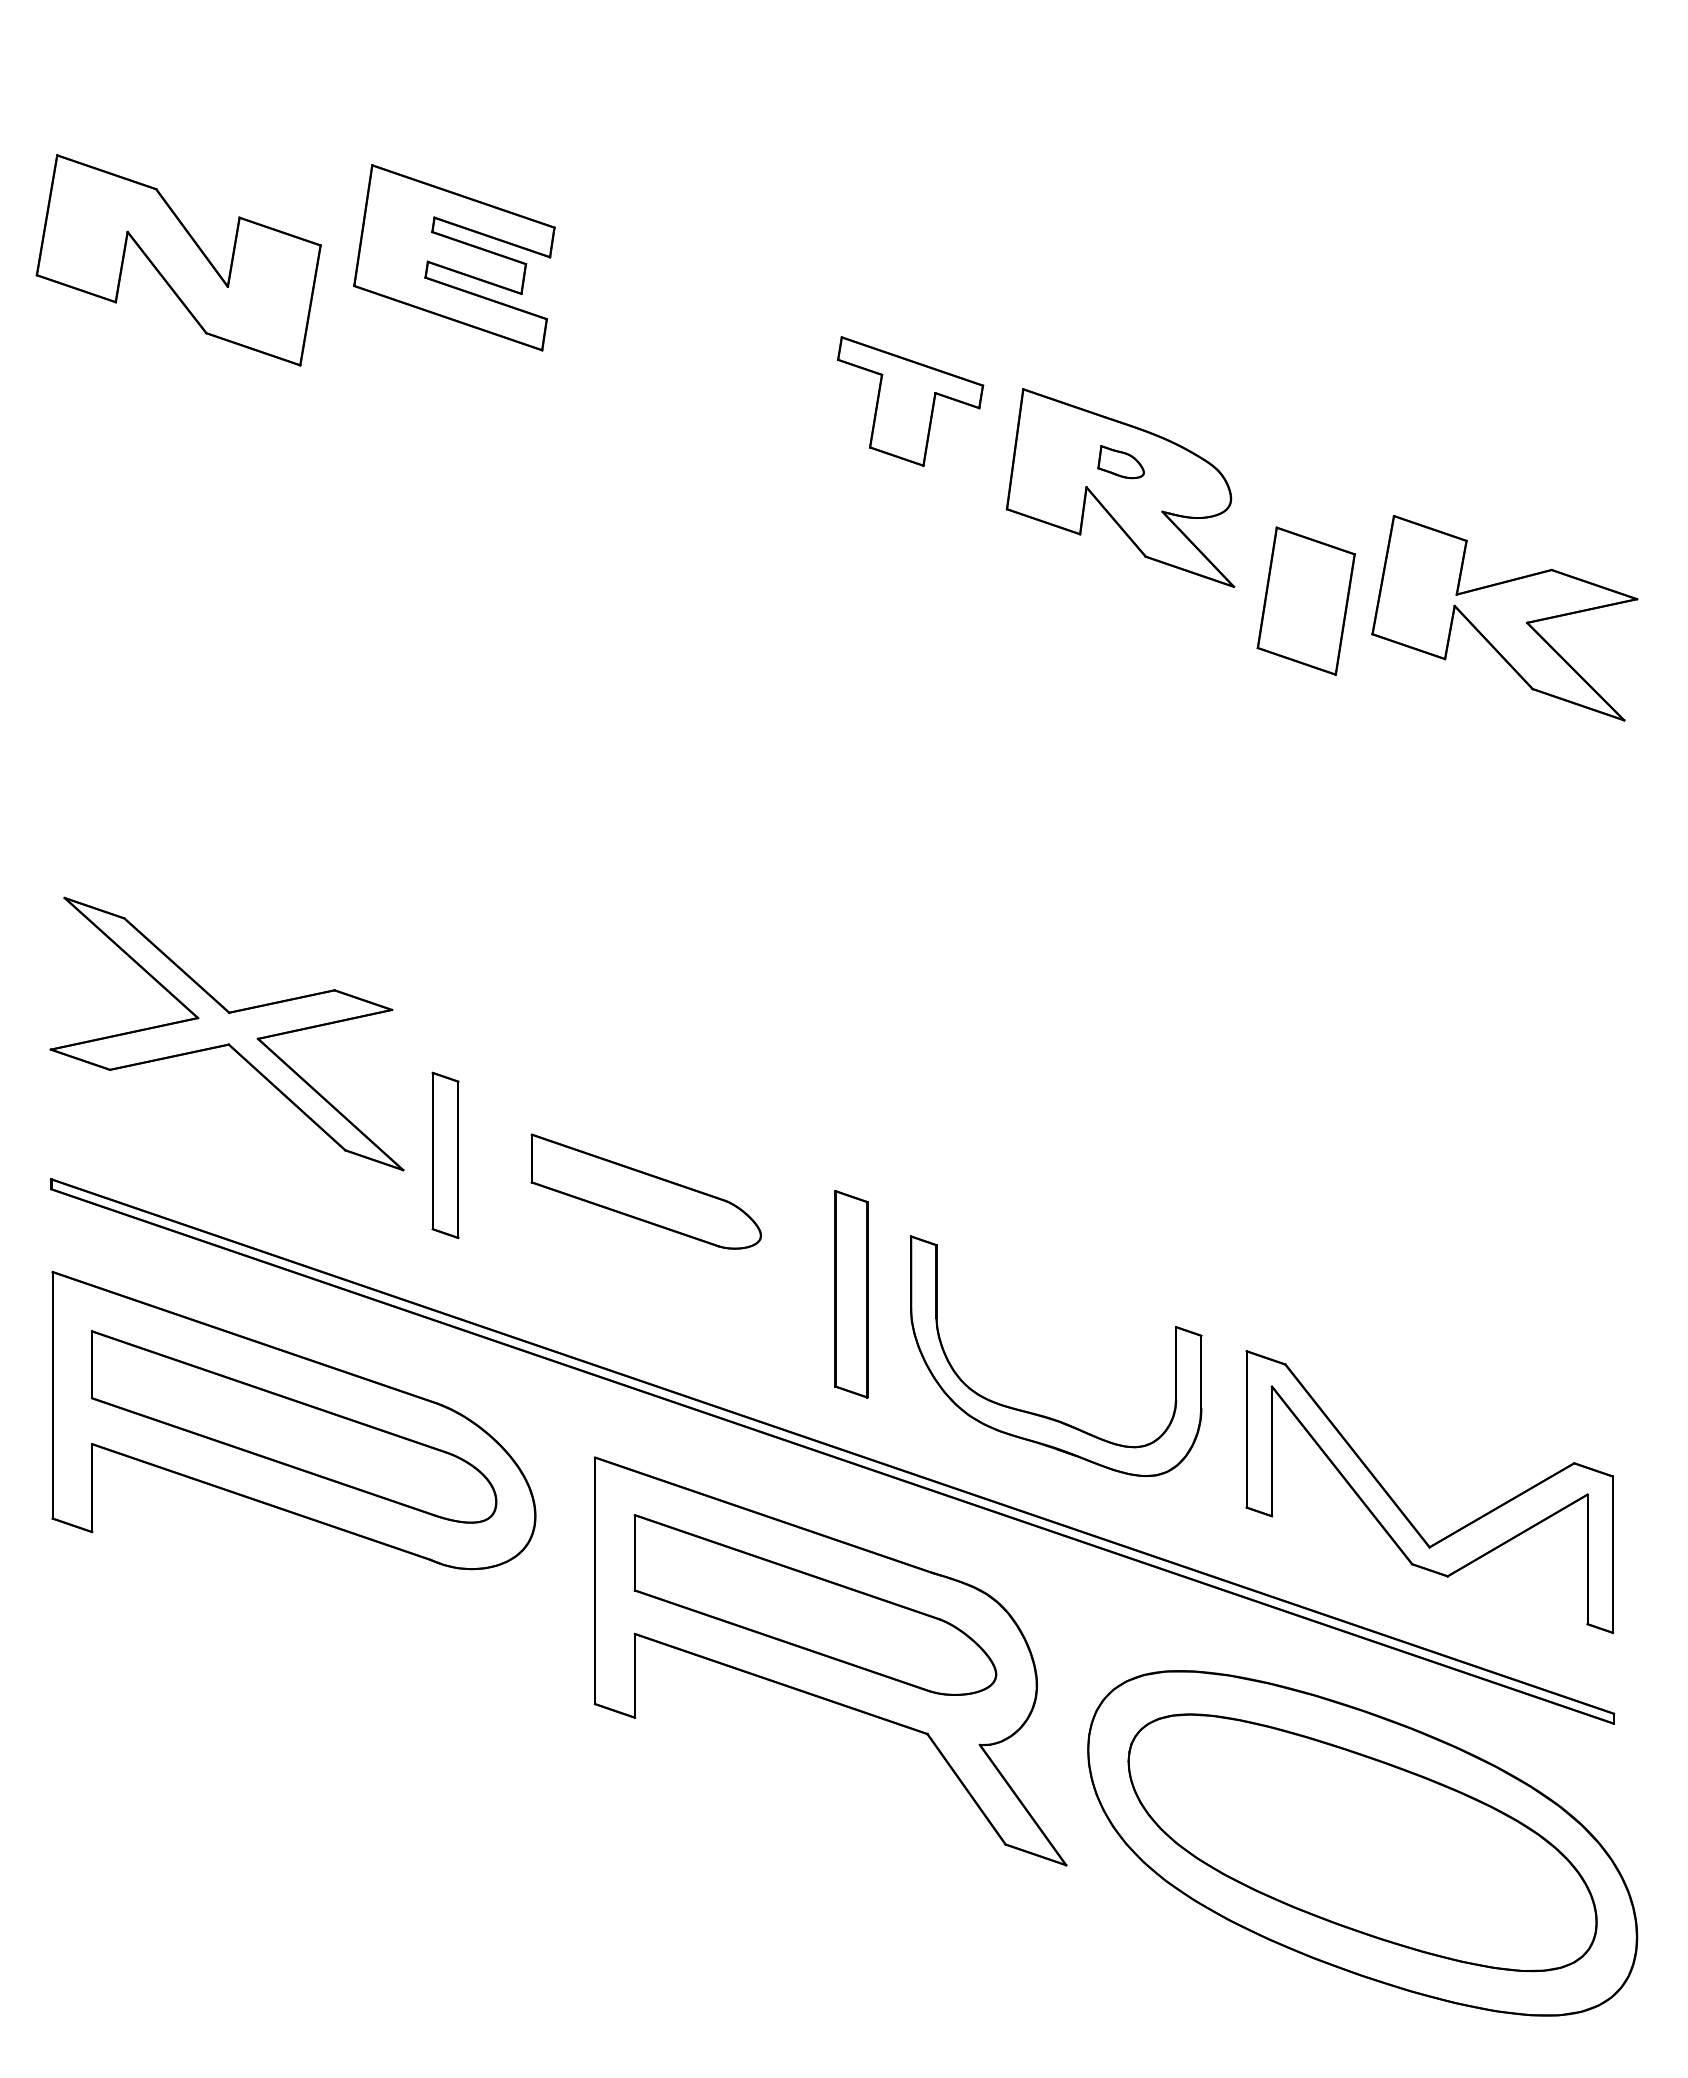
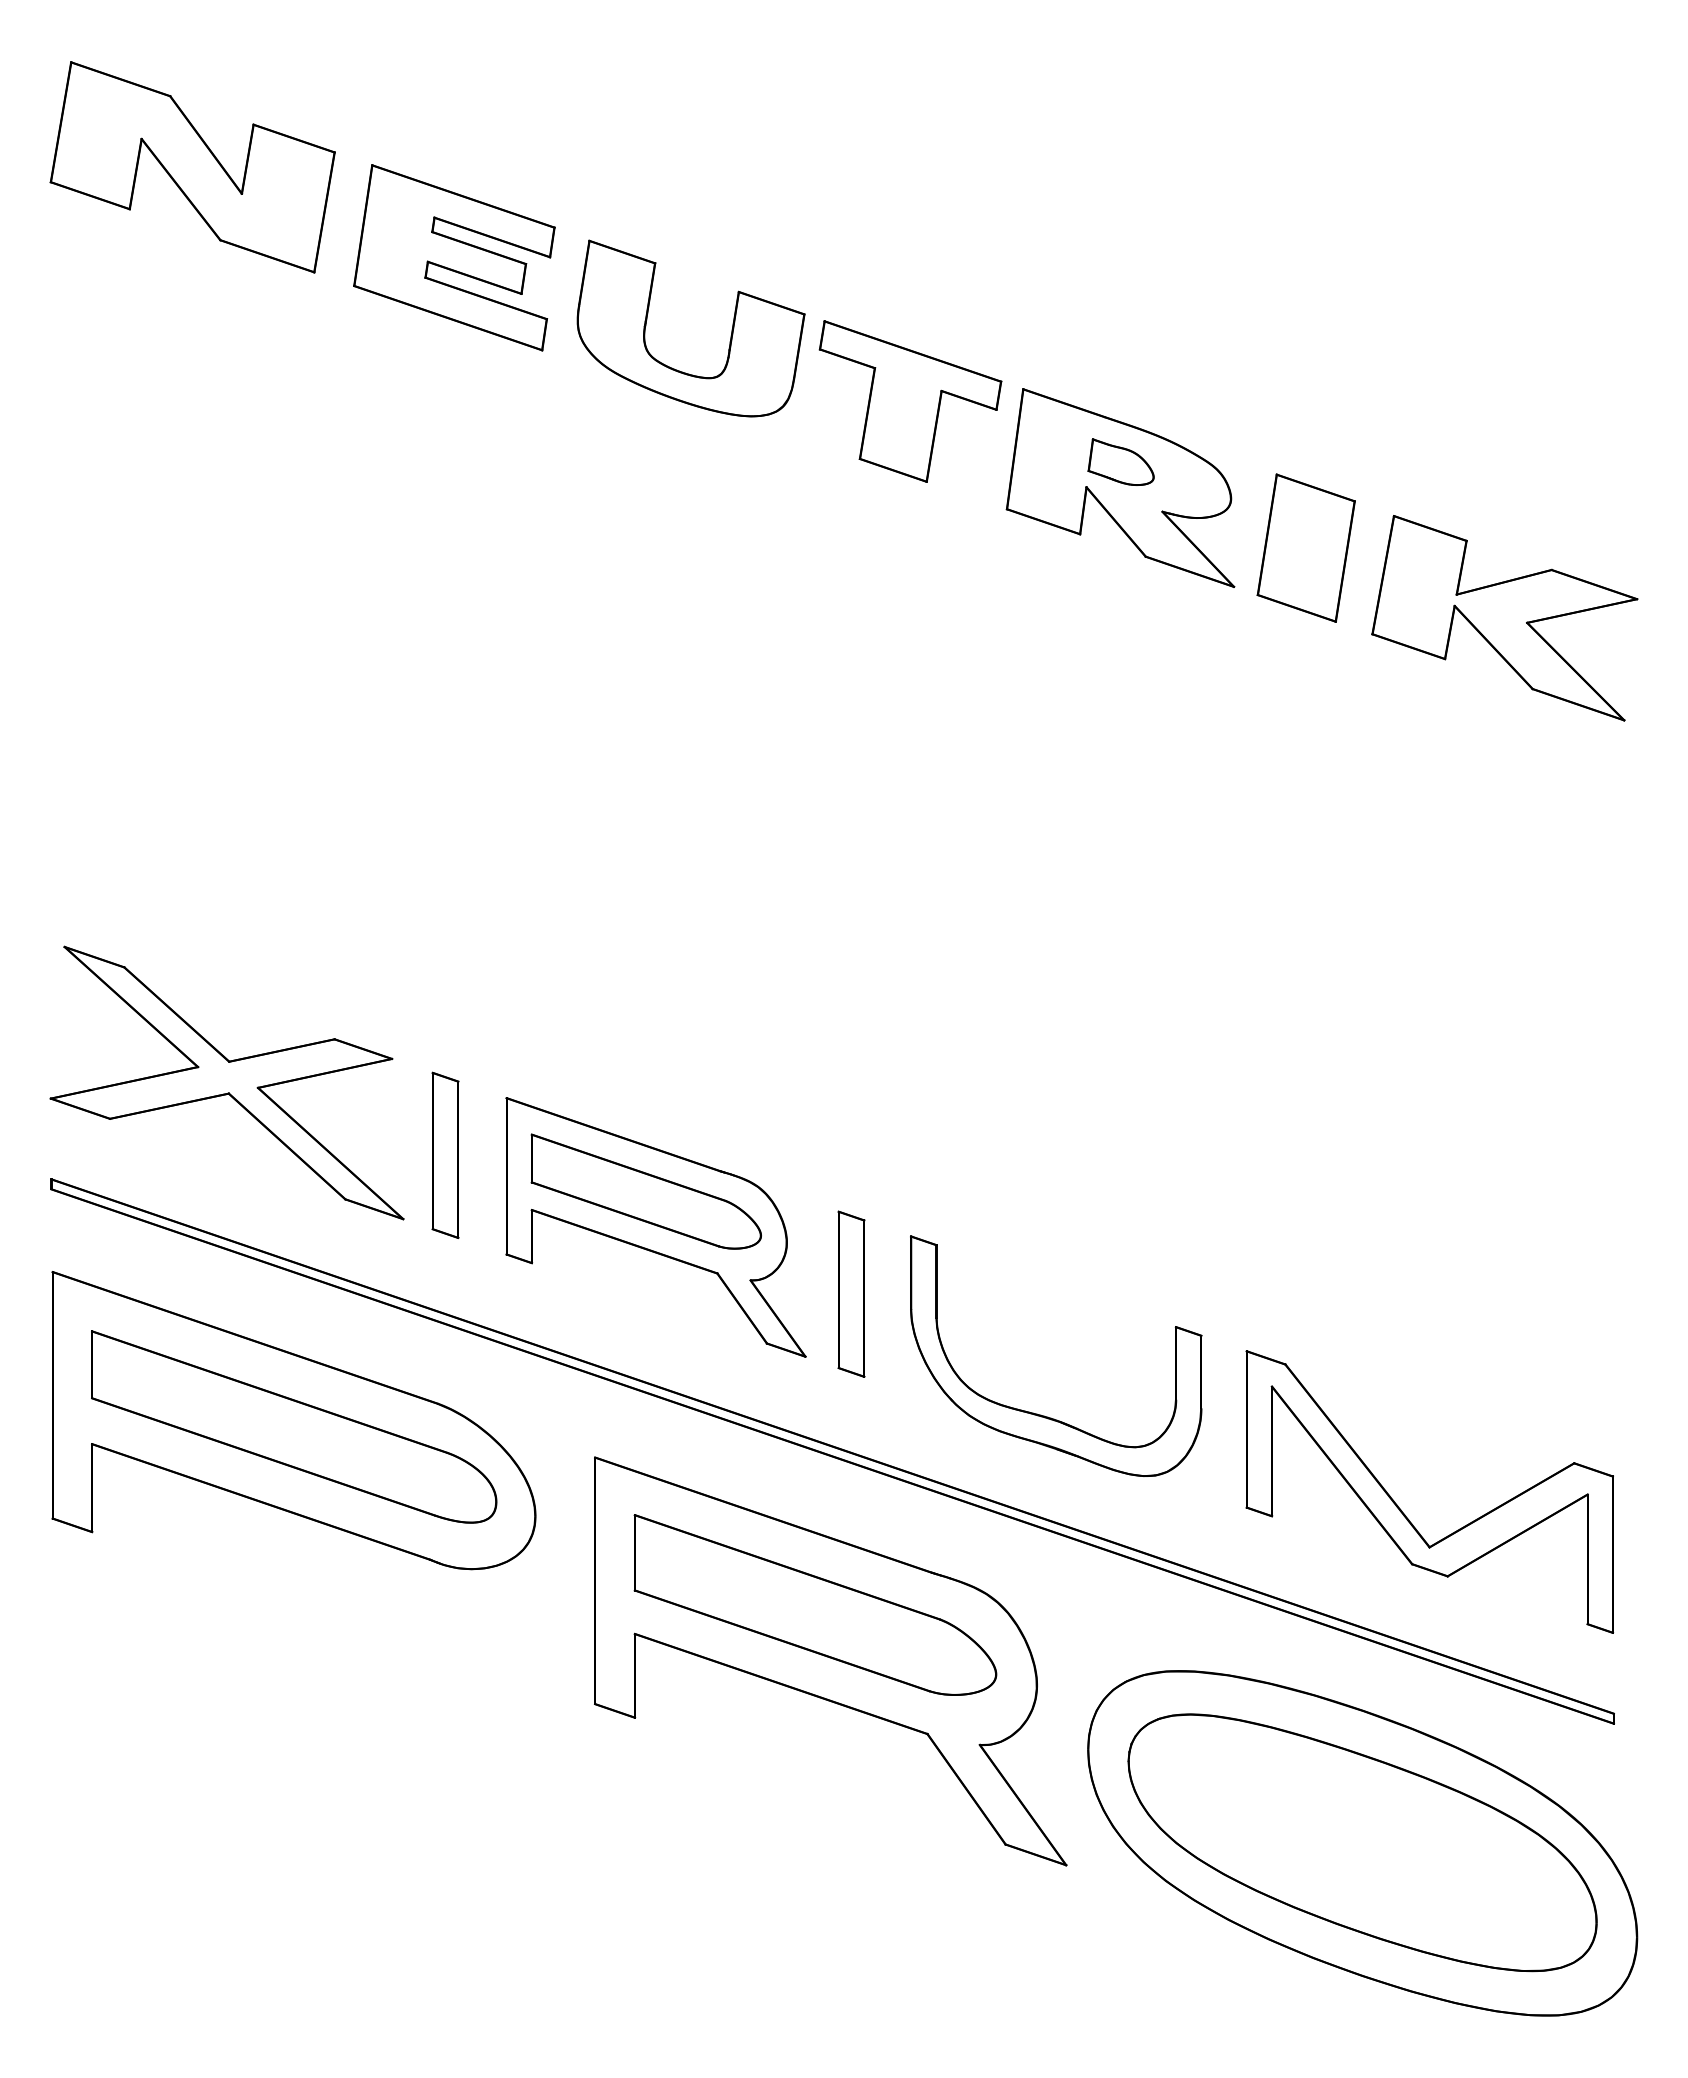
part position: (178, 260) -> (192, 167) (192, 167)
part: none -> present (730, 335)
part size: 148x131 px -> 185x163 px (910, 401)
part size: 48x35 px -> 68x48 px (1120, 461)
part position: (1305, 600) -> (1305, 547) (1305, 547)
part position: (226, 1033) -> (226, 1082) (226, 1082)
part: none -> present (655, 1227)
part size: 35x209 px -> 29x168 px (851, 1293)
